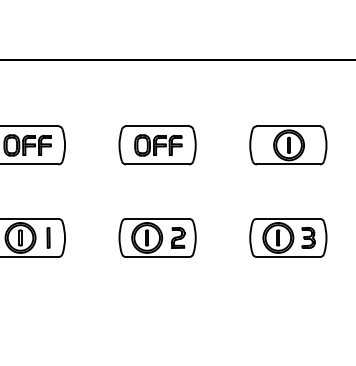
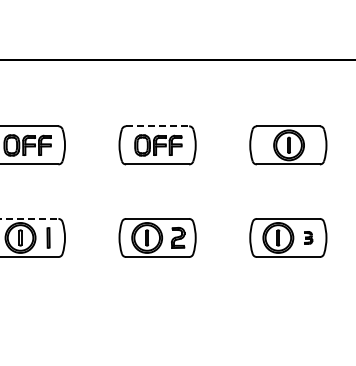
line: solid -> dashed (157, 126)
line: solid -> dashed (29, 218)
part size: 15x22 px -> 10x14 px (308, 237)
